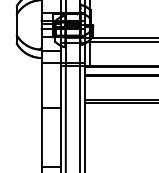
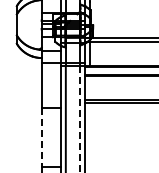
line: solid -> dashed (80, 119)
line: solid -> dashed (41, 137)
